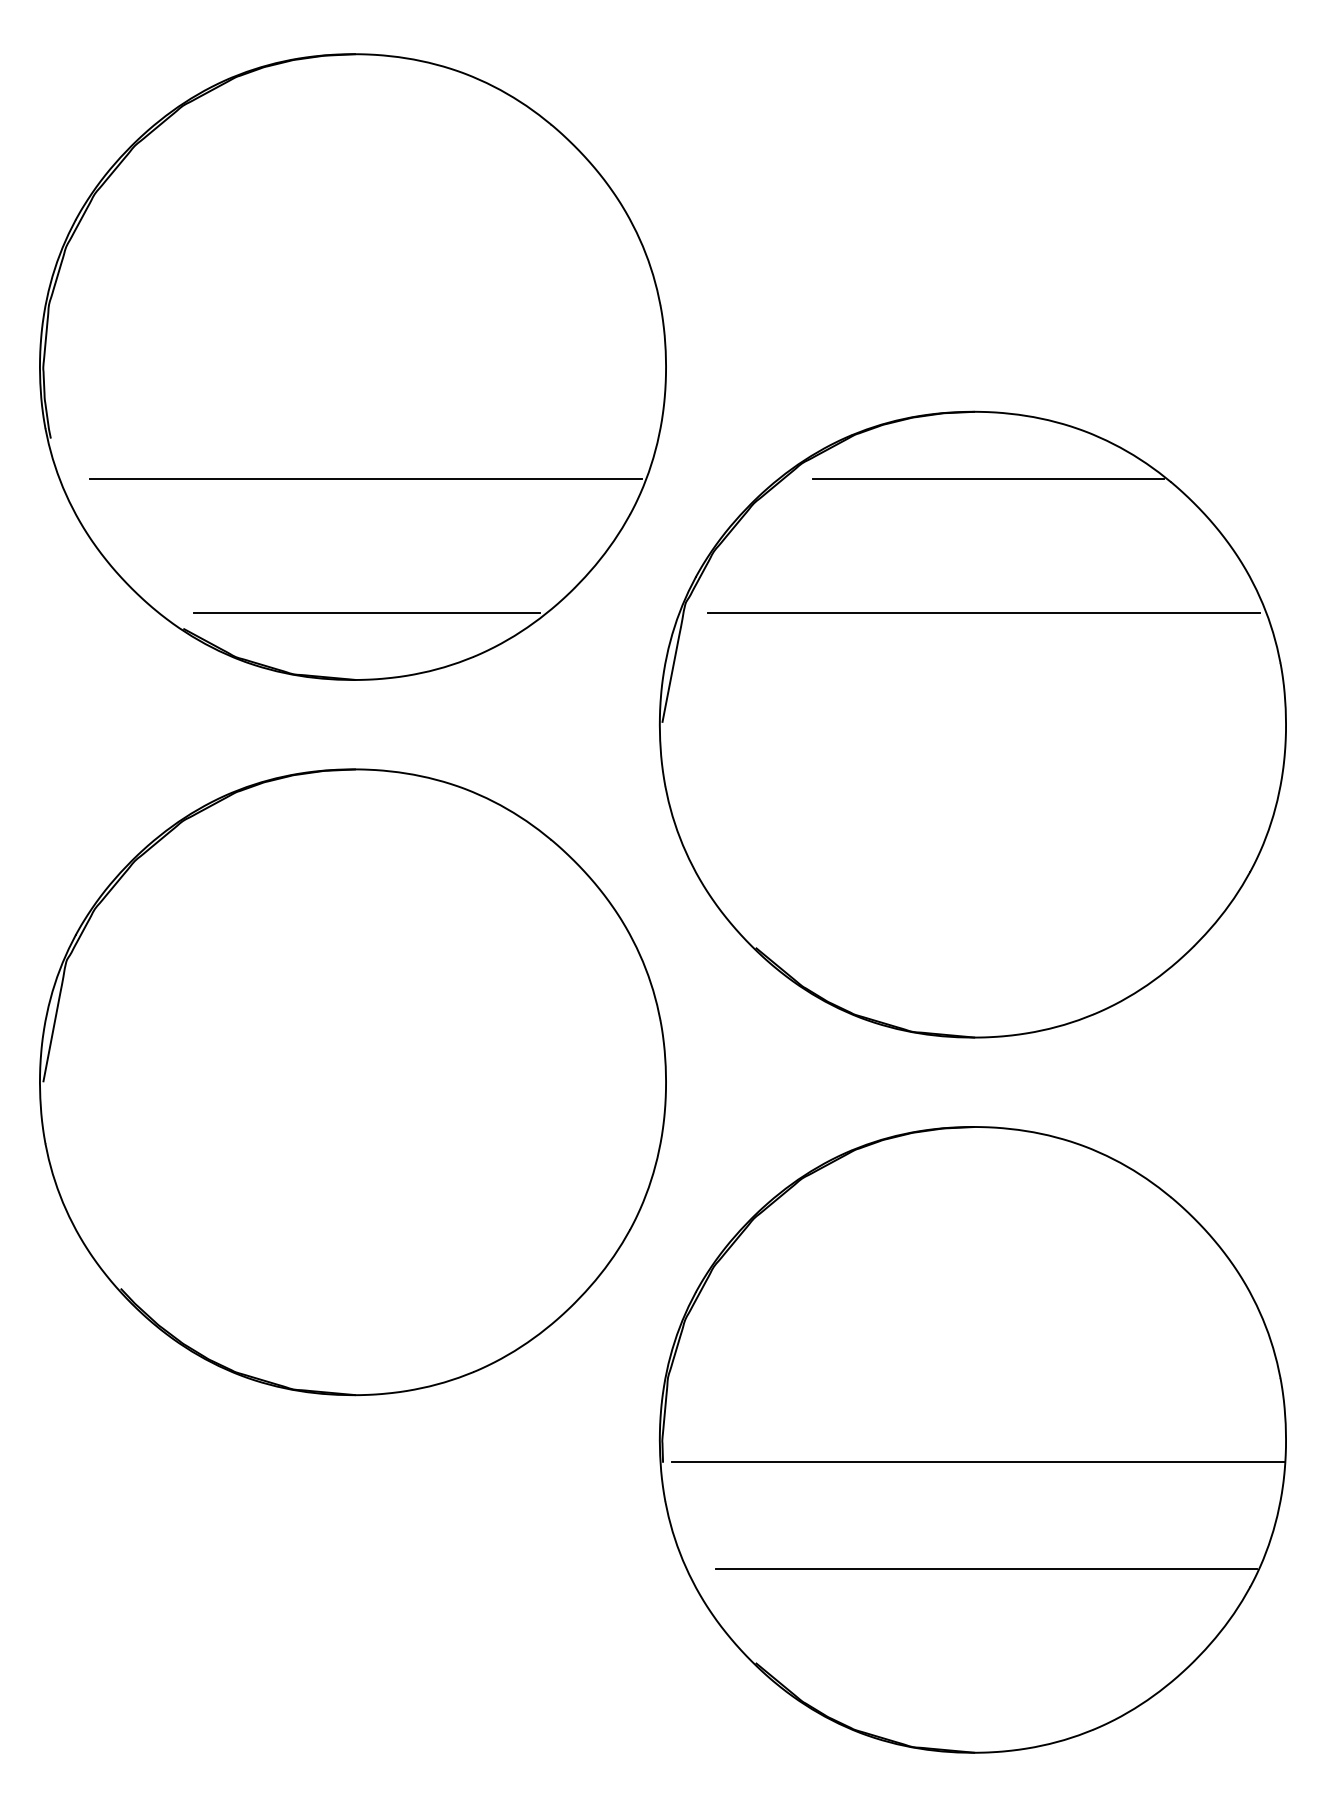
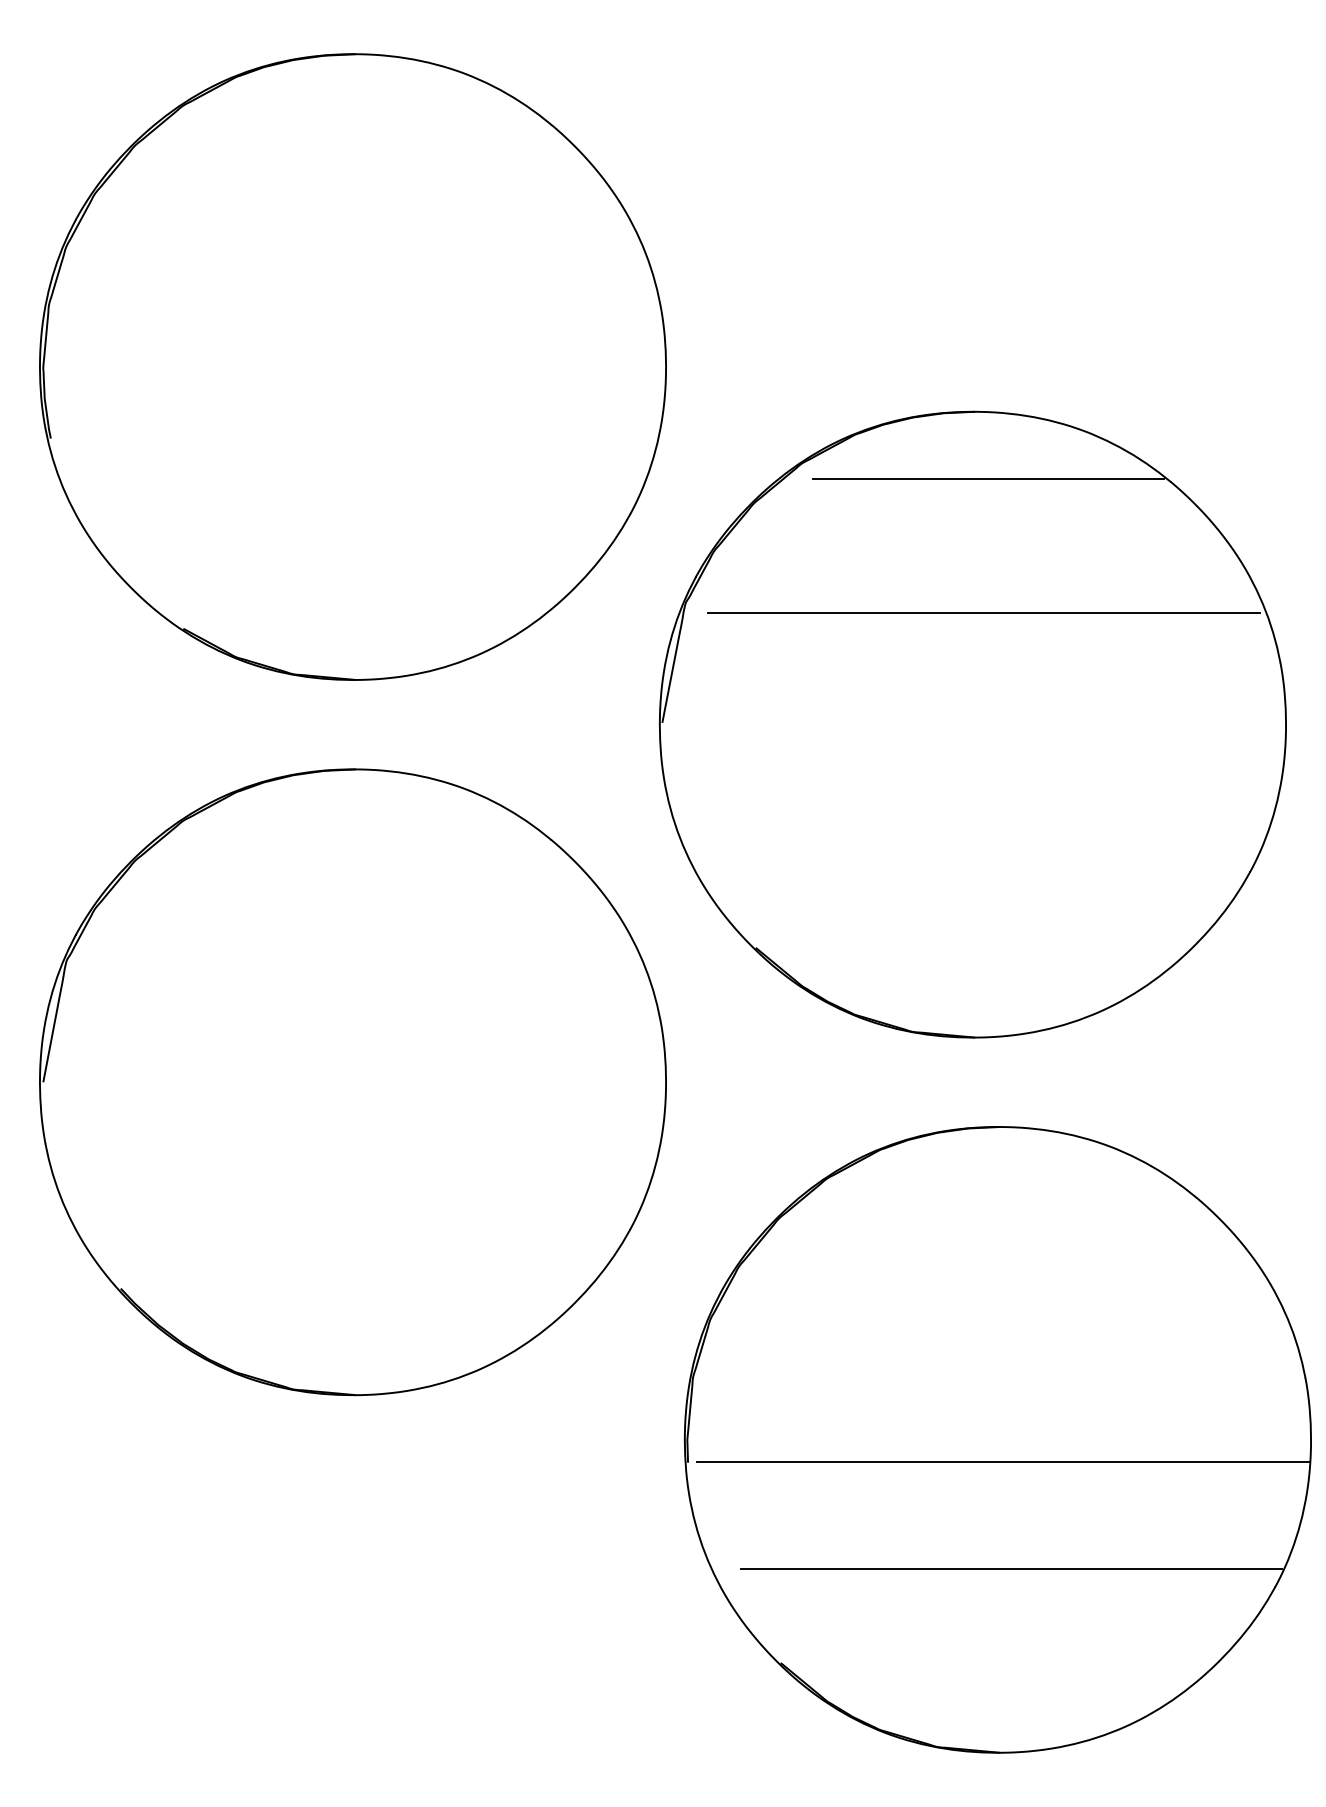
line: present -> none (365, 478)
line: present -> none (367, 612)
part position: (972, 1439) -> (997, 1439) (997, 1439)
